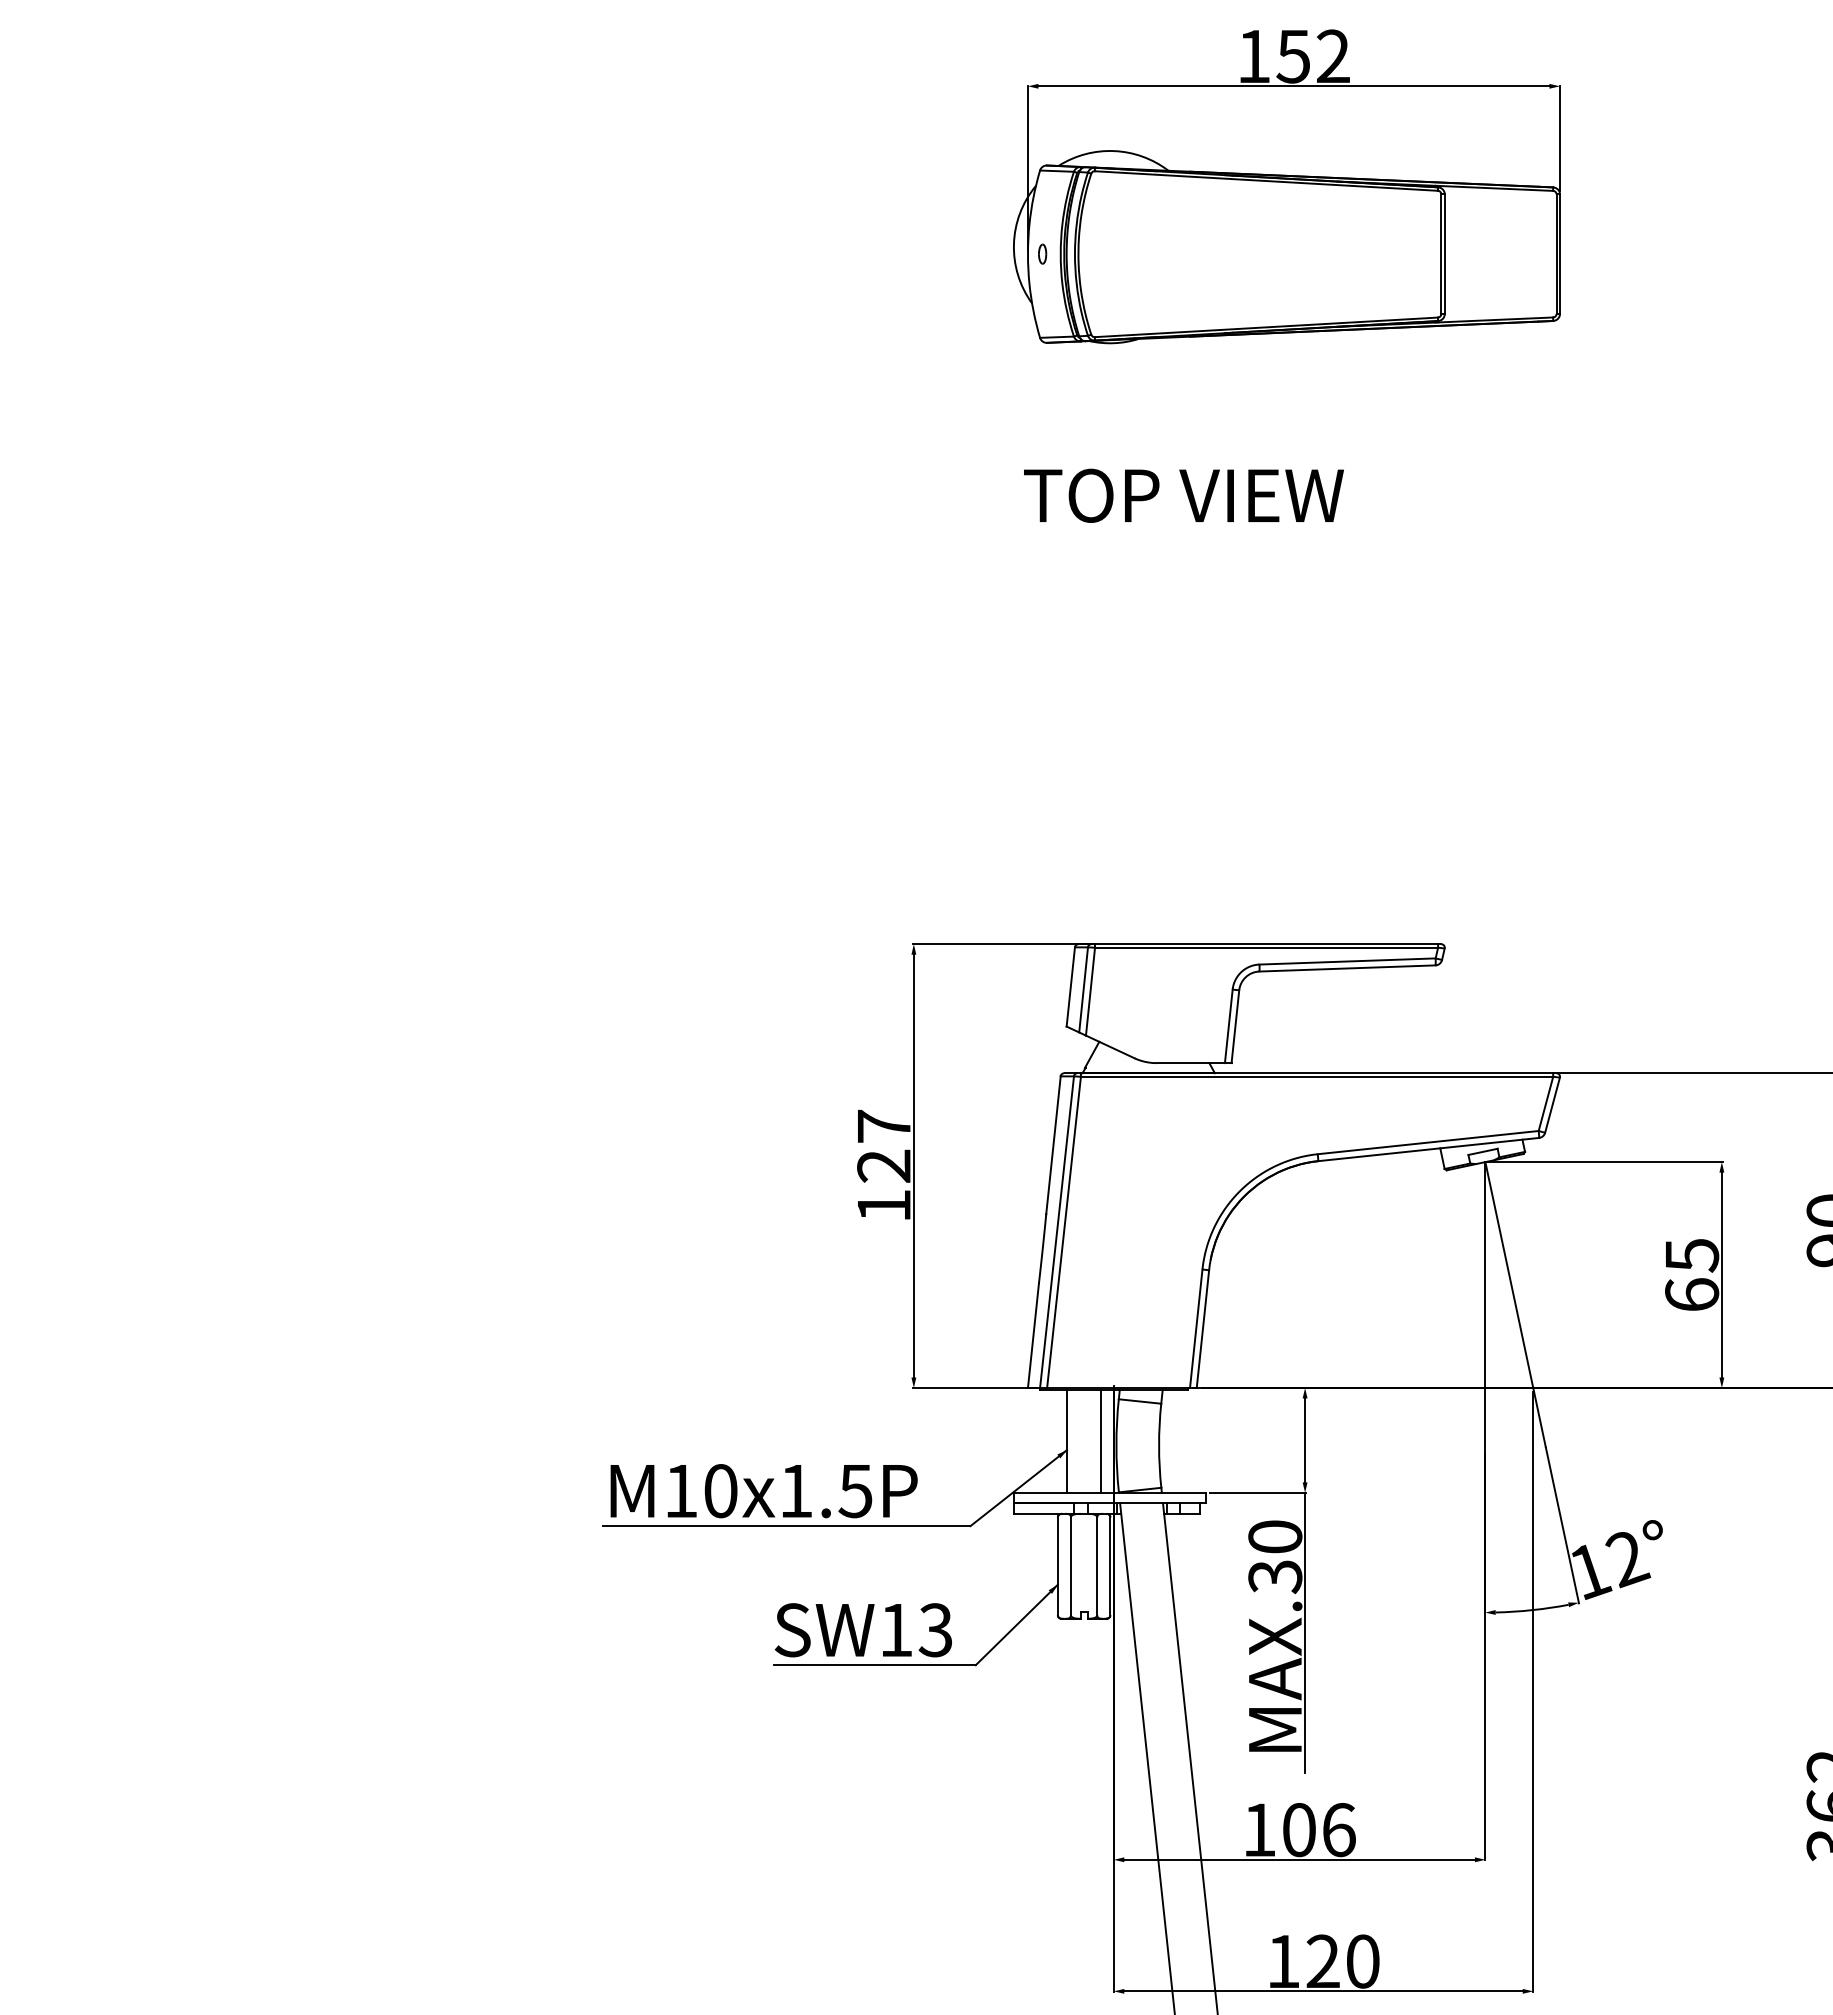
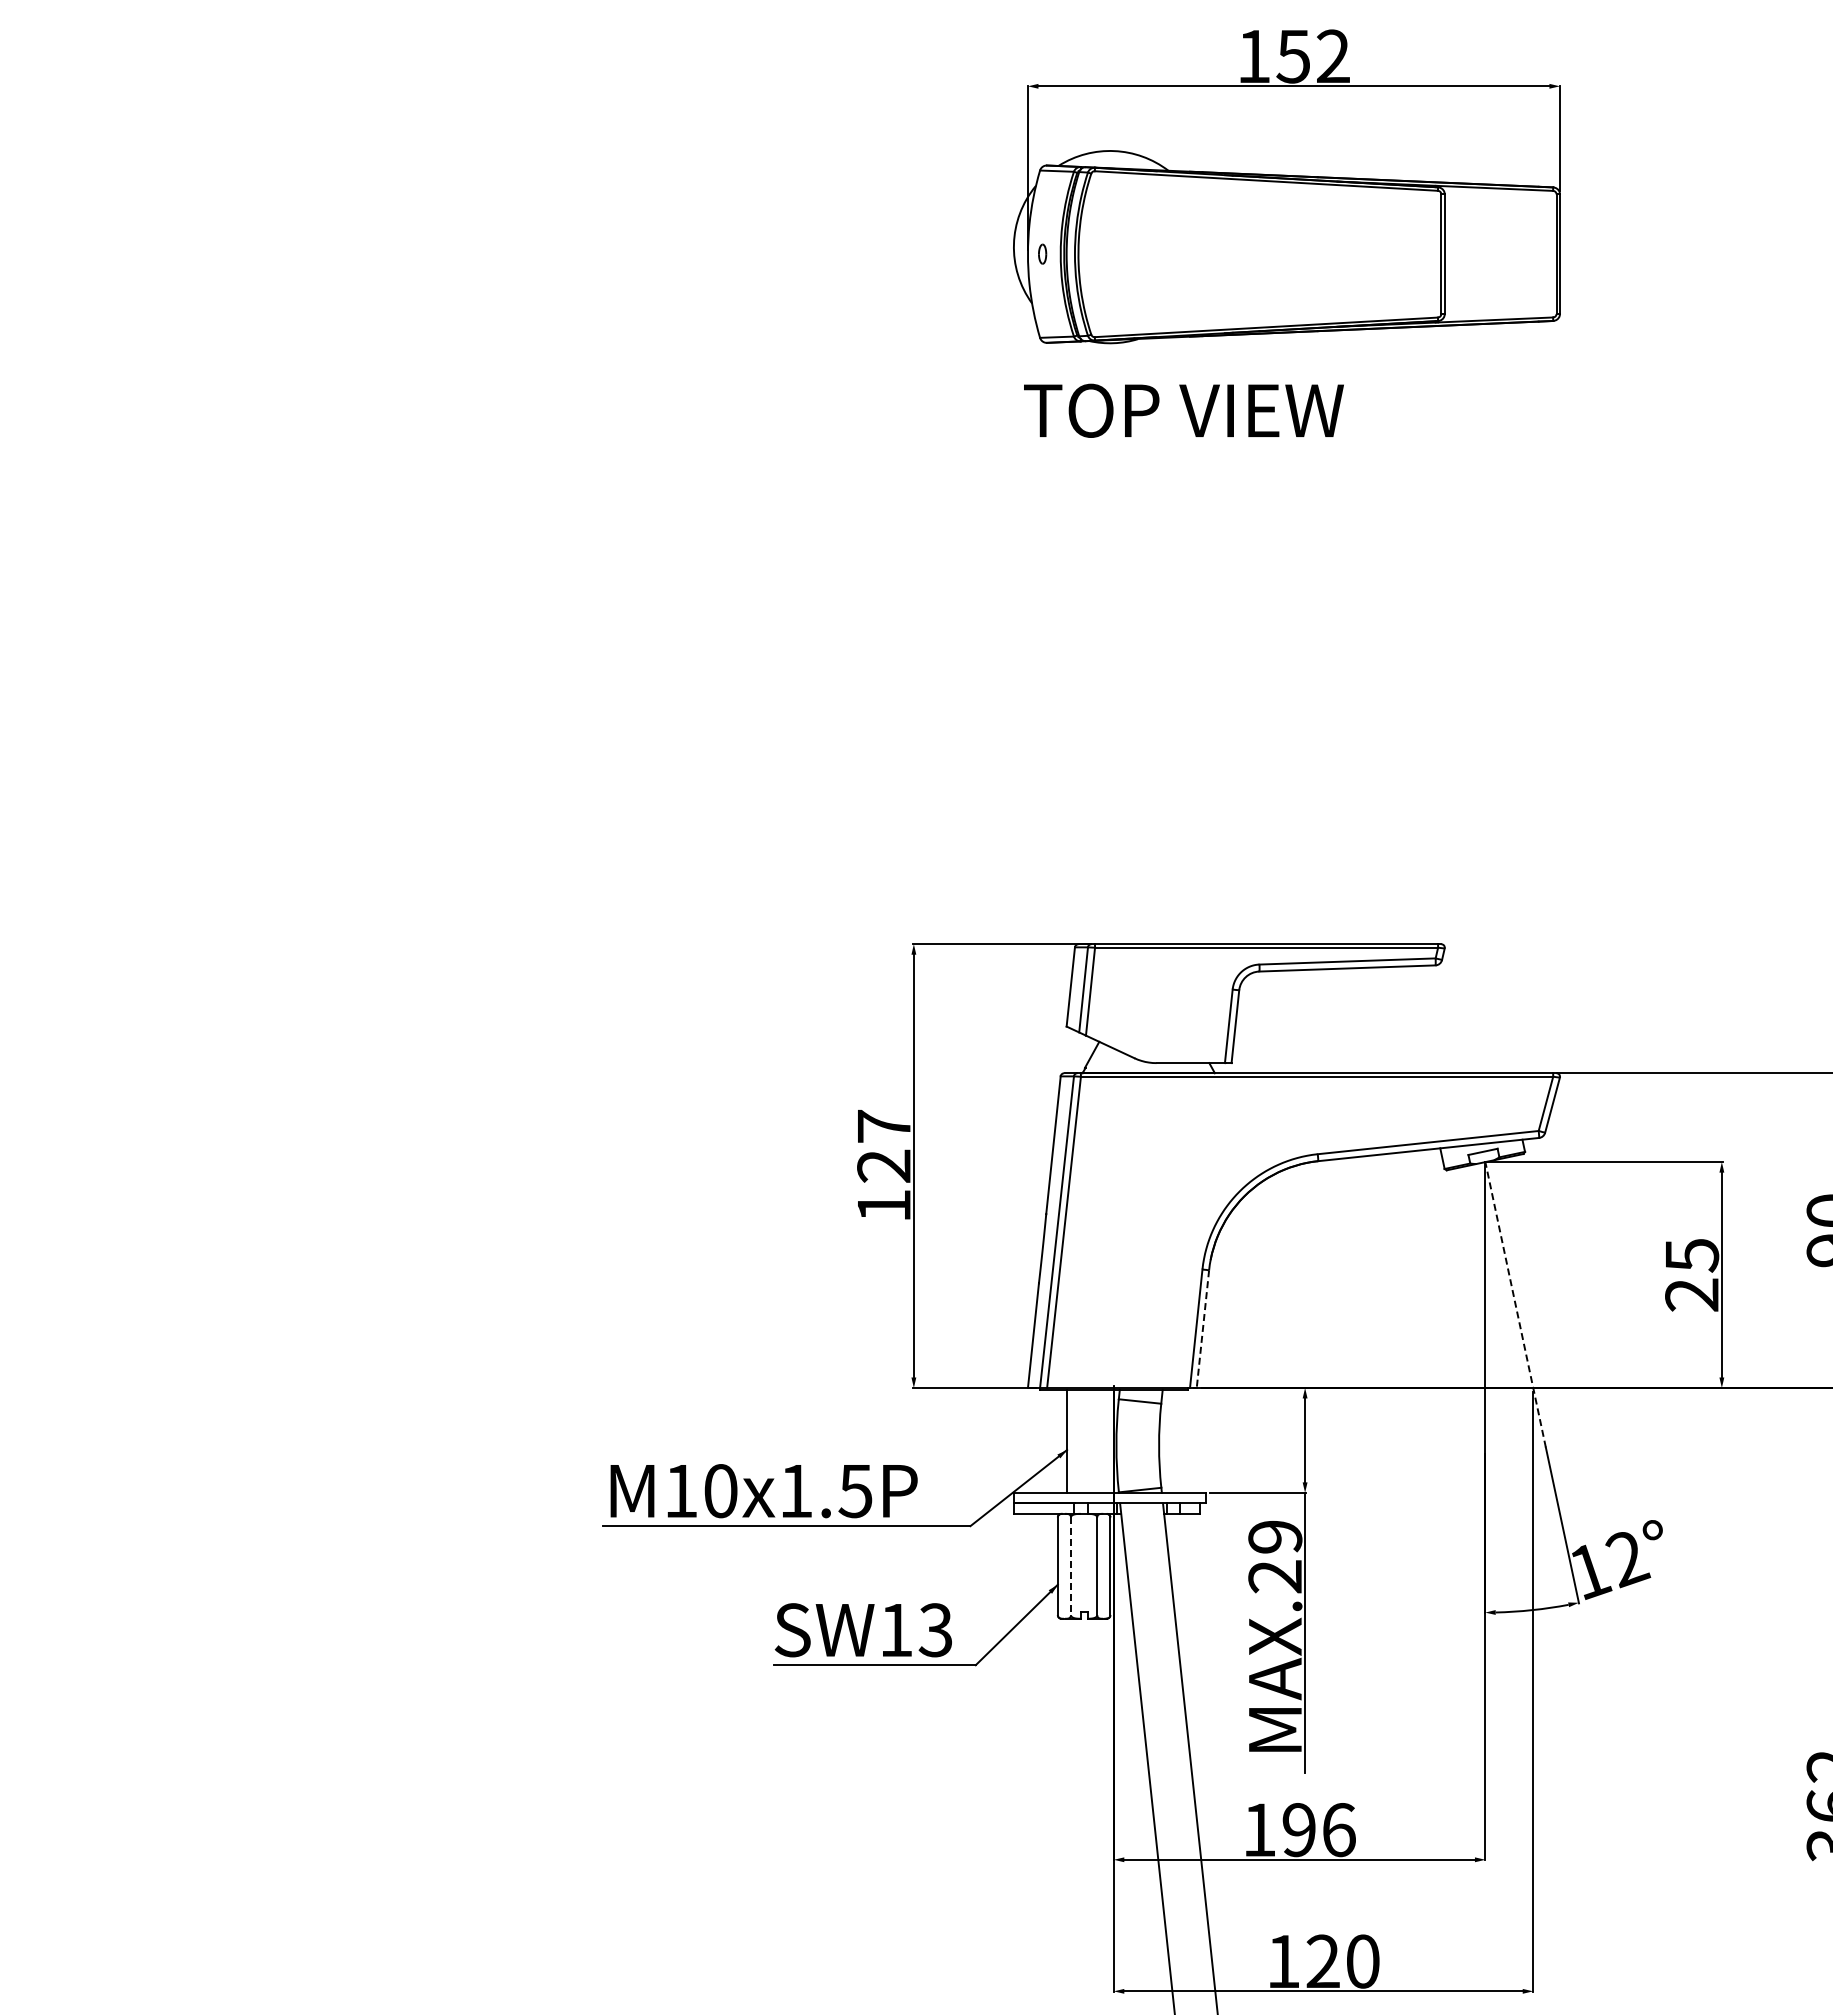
text position: (1183, 495) -> (1183, 410) (1183, 410)
text: 65 -> 25 (1692, 1294)
line: solid -> dashed (1515, 1304)
line: solid -> dashed (1202, 1329)
line: present -> none (1101, 1440)
text: MAX.30 -> MAX.29 (1275, 1557)
line: solid -> dashed (1070, 1566)
text: 106 -> 196 (1298, 1830)
